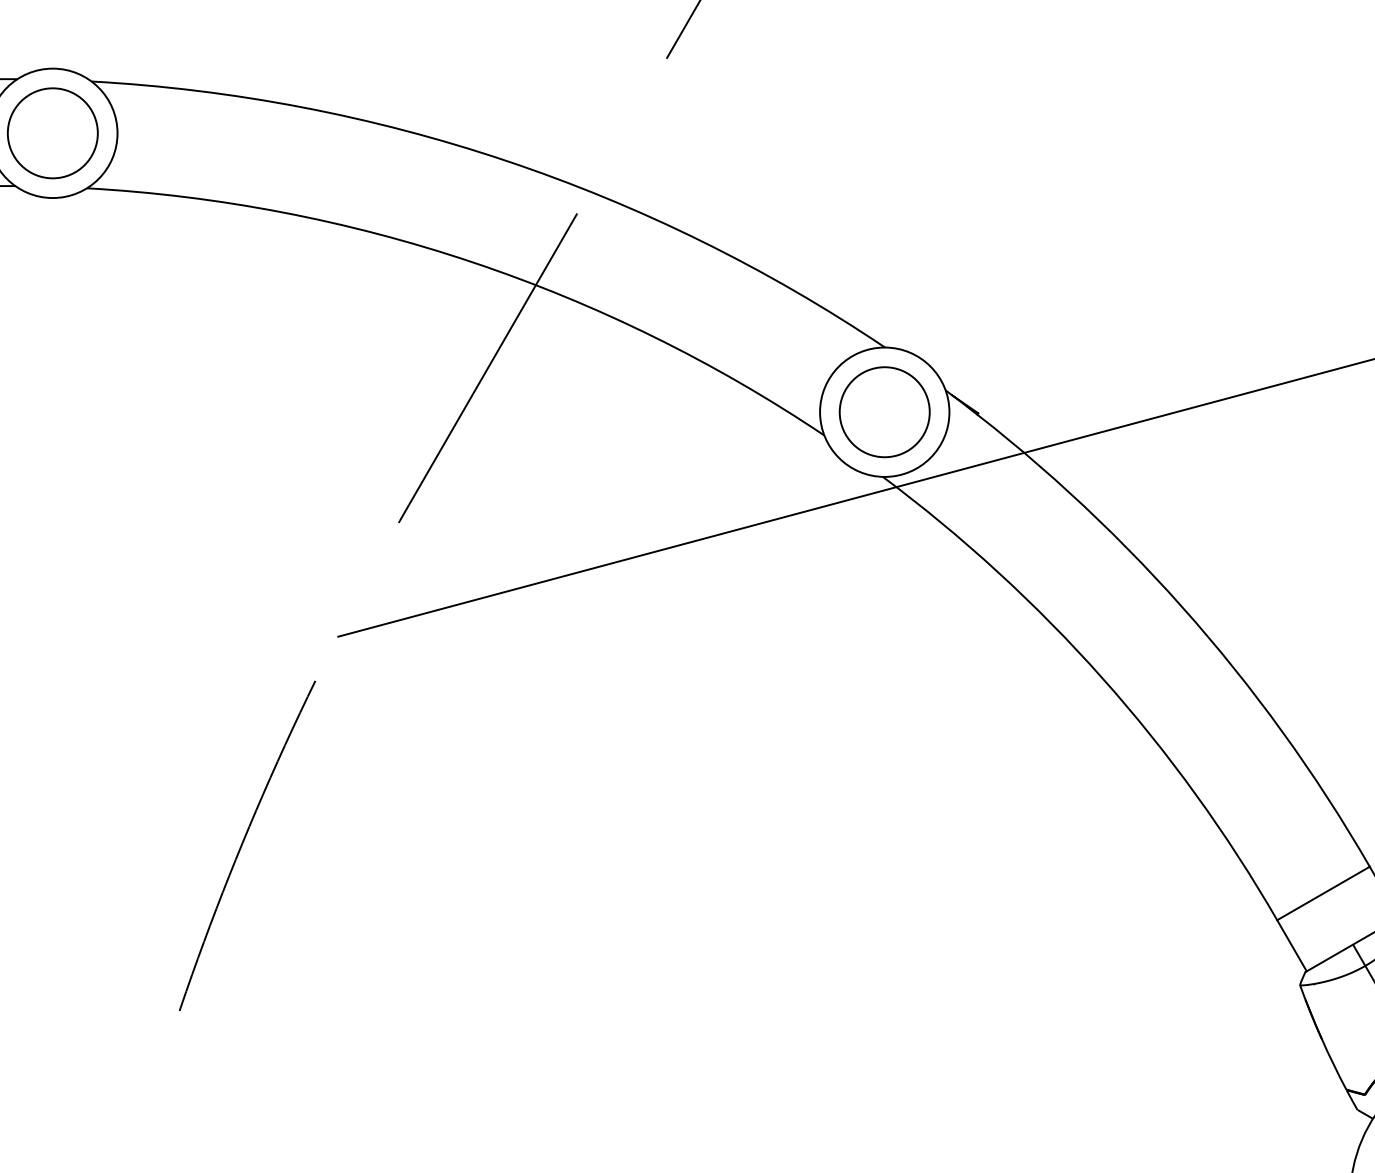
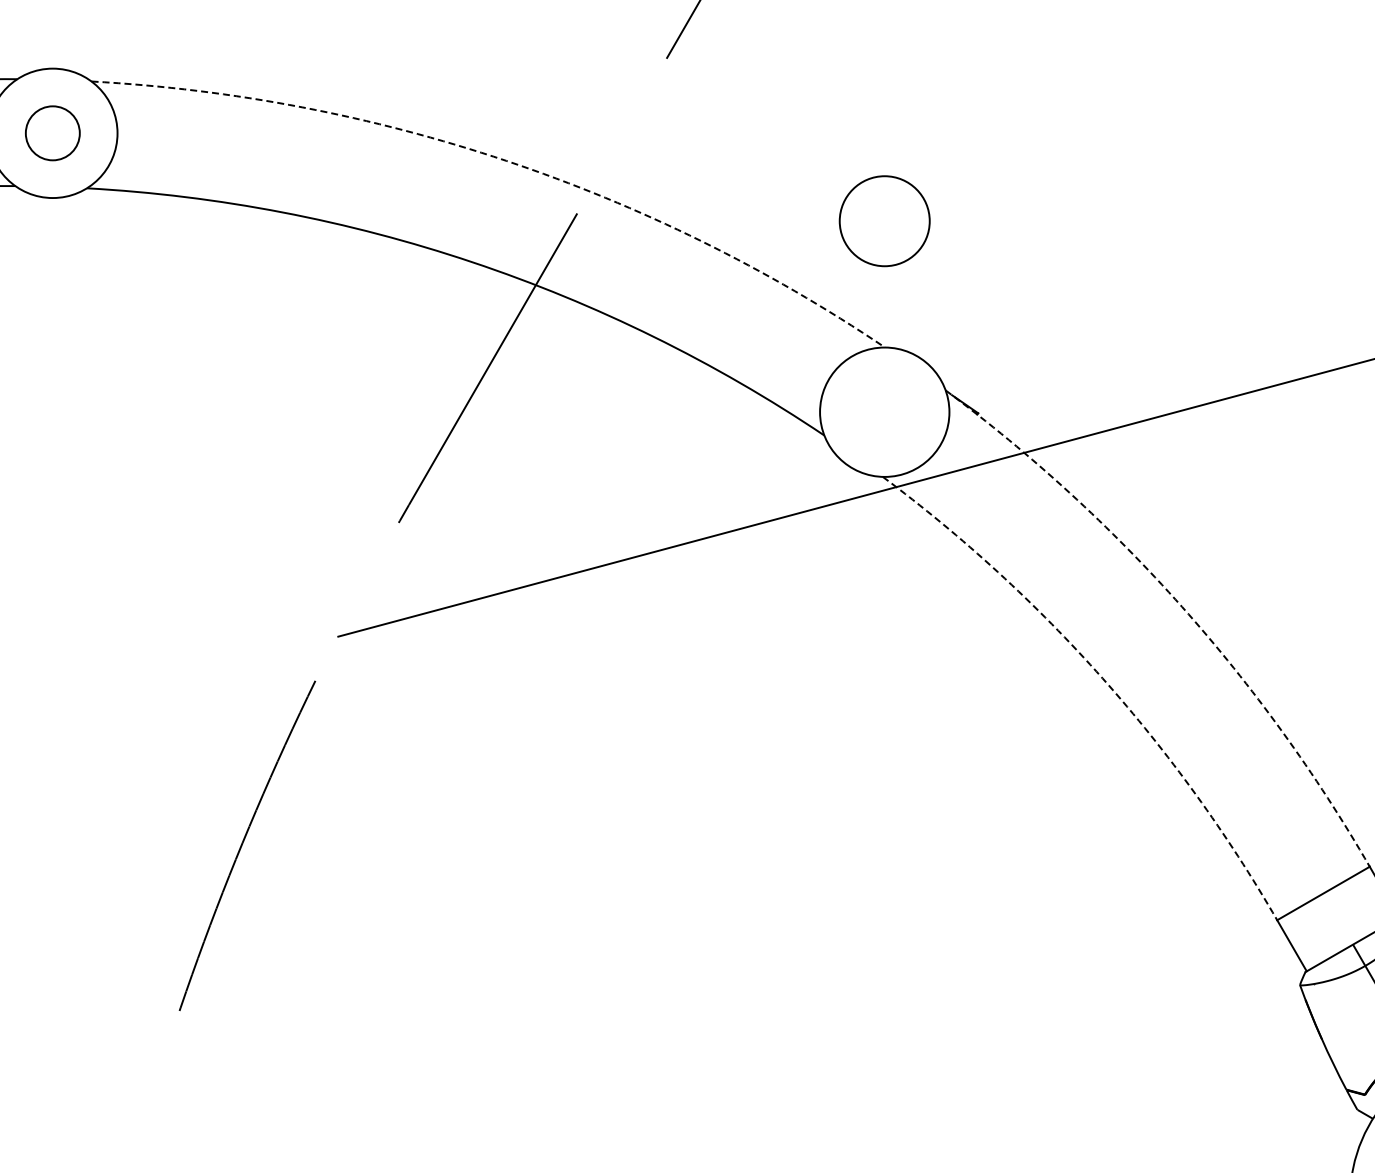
circle diameter: 90 px -> 54 px (52, 133)
arc: solid -> dashed (506, 160)
circle position: (884, 412) -> (884, 221) (884, 221)
arc: solid -> dashed (1182, 606)
arc: solid -> dashed (1102, 678)
